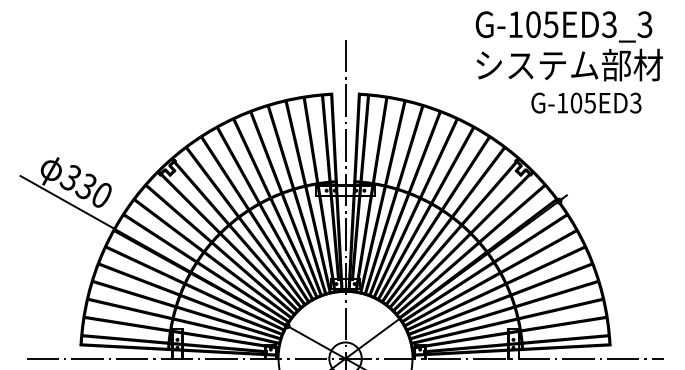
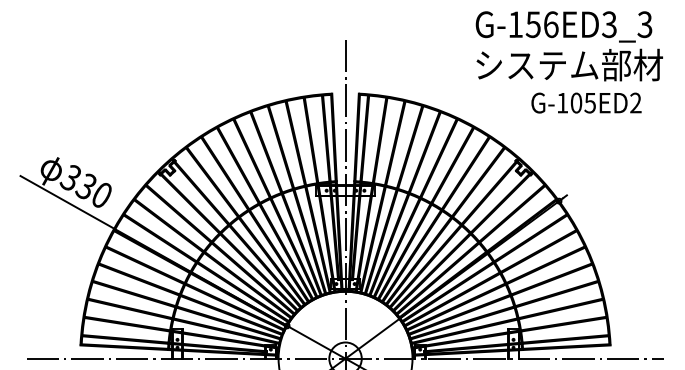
text: G-105ED3_3 -> G-156ED3_3 (541, 24)
text: G-105ED3 -> G-105ED2 (635, 103)
